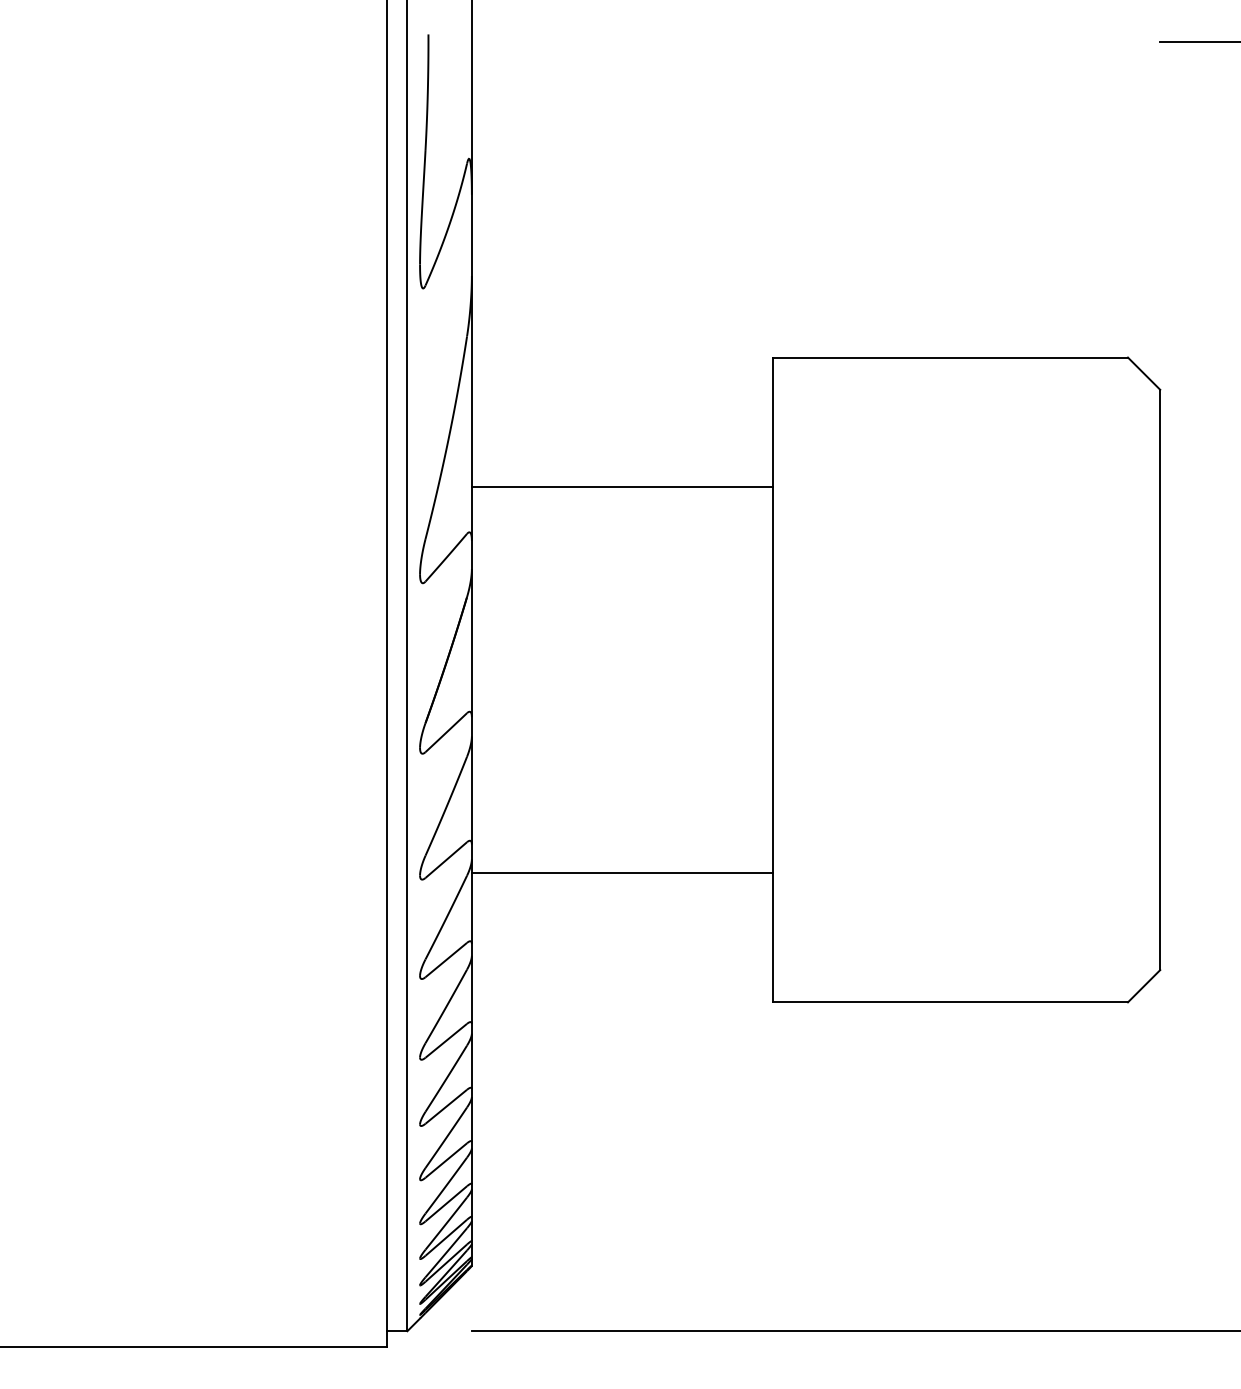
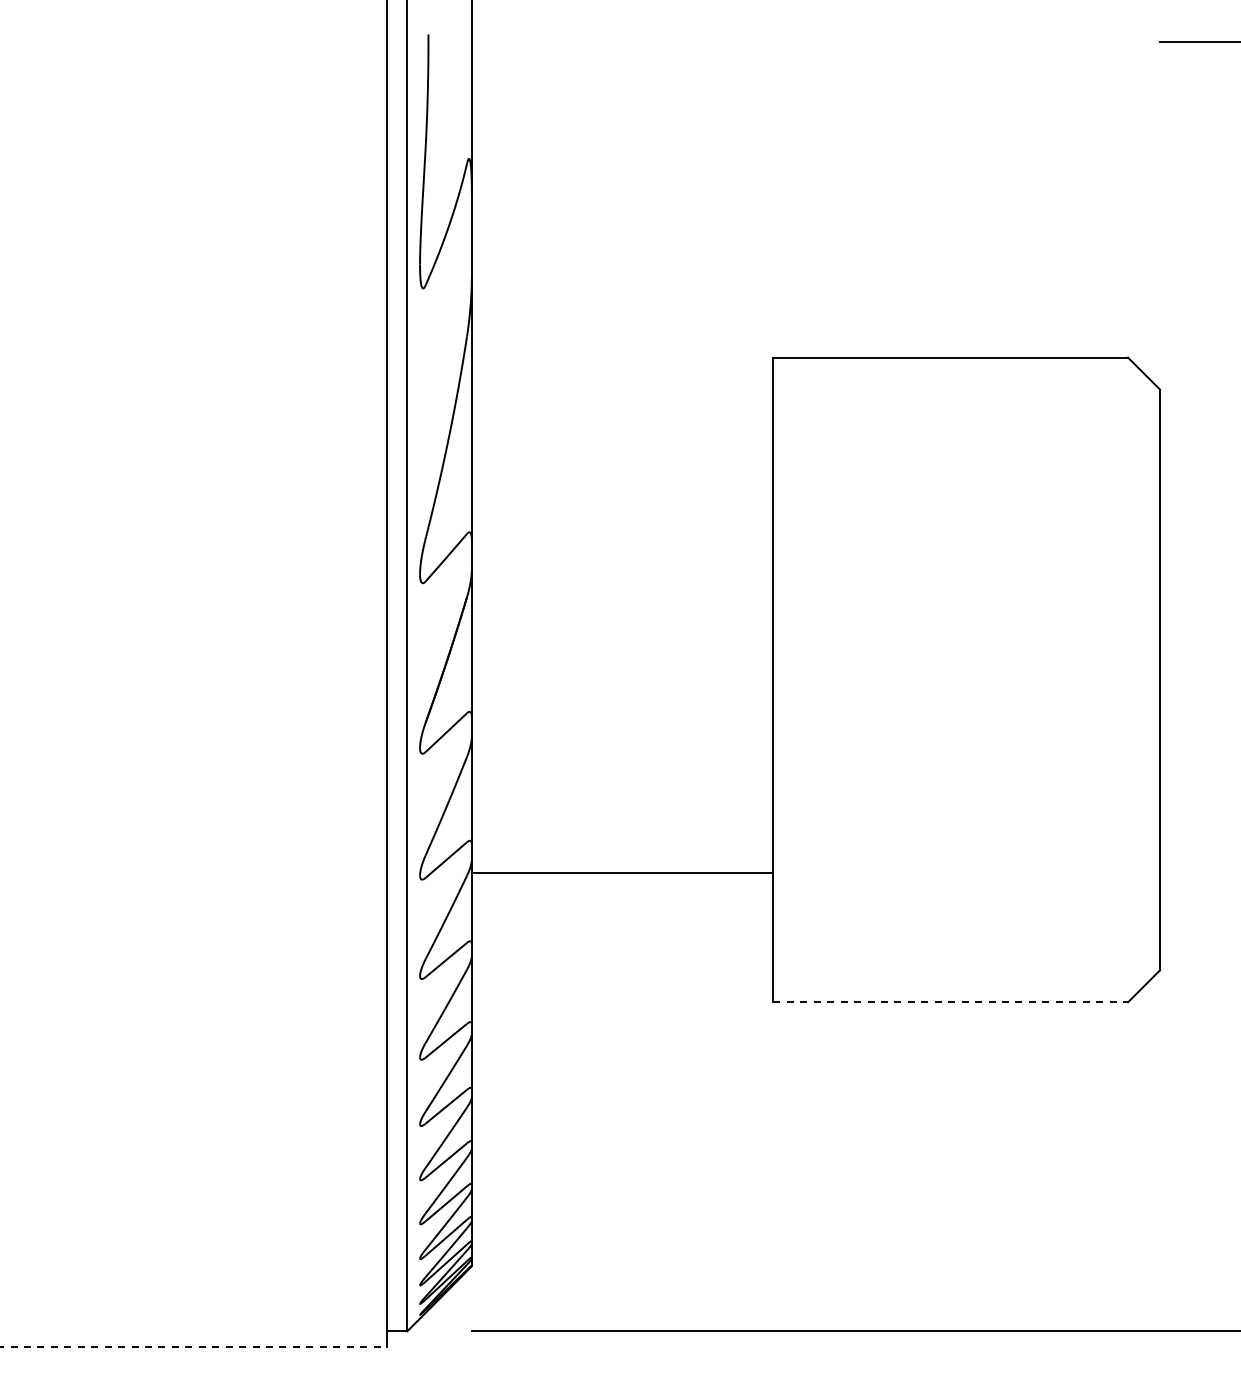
line: present -> none (622, 486)
line: solid -> dashed (951, 1002)
line: solid -> dashed (193, 1347)
